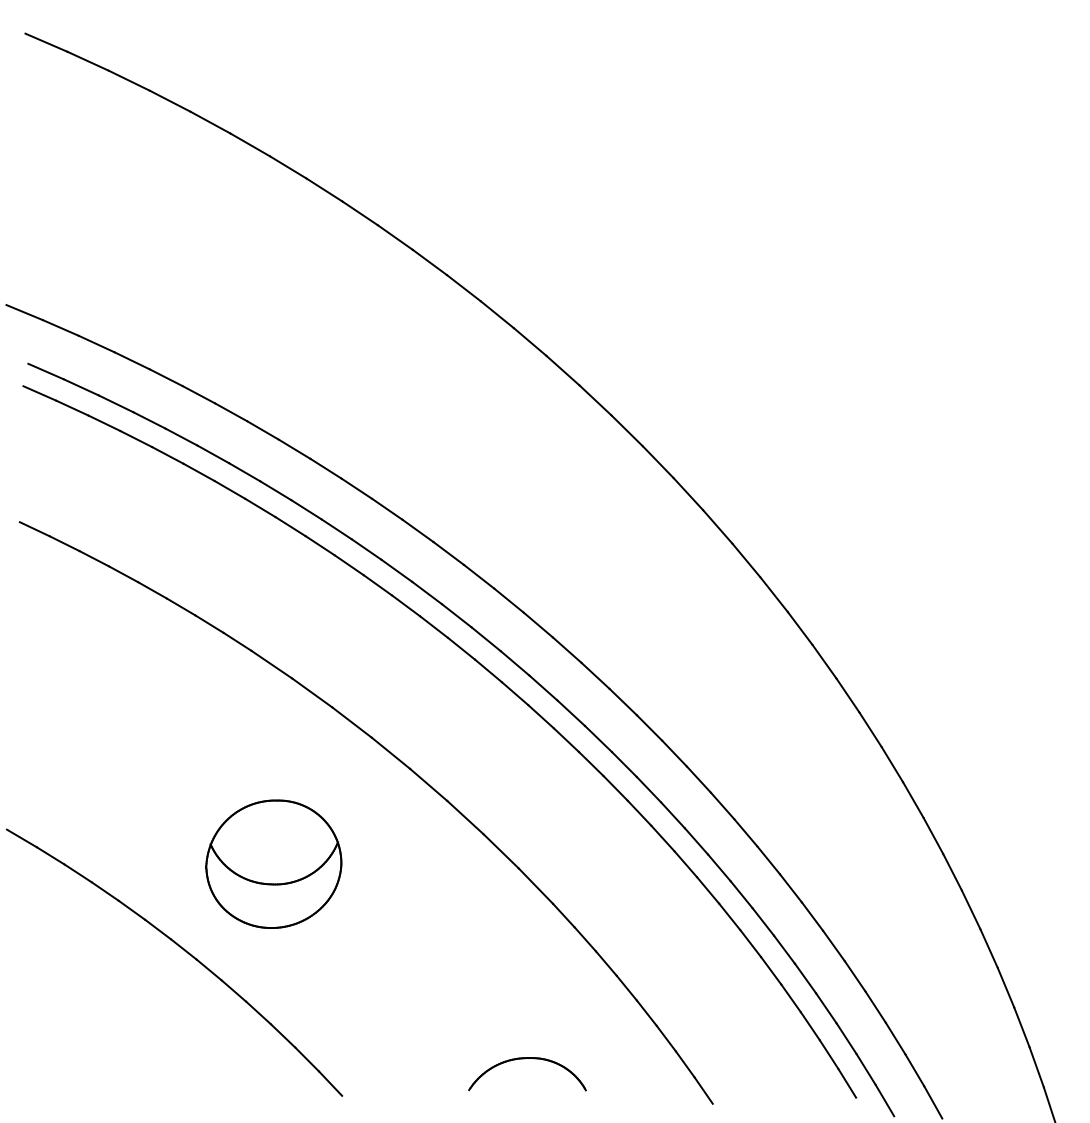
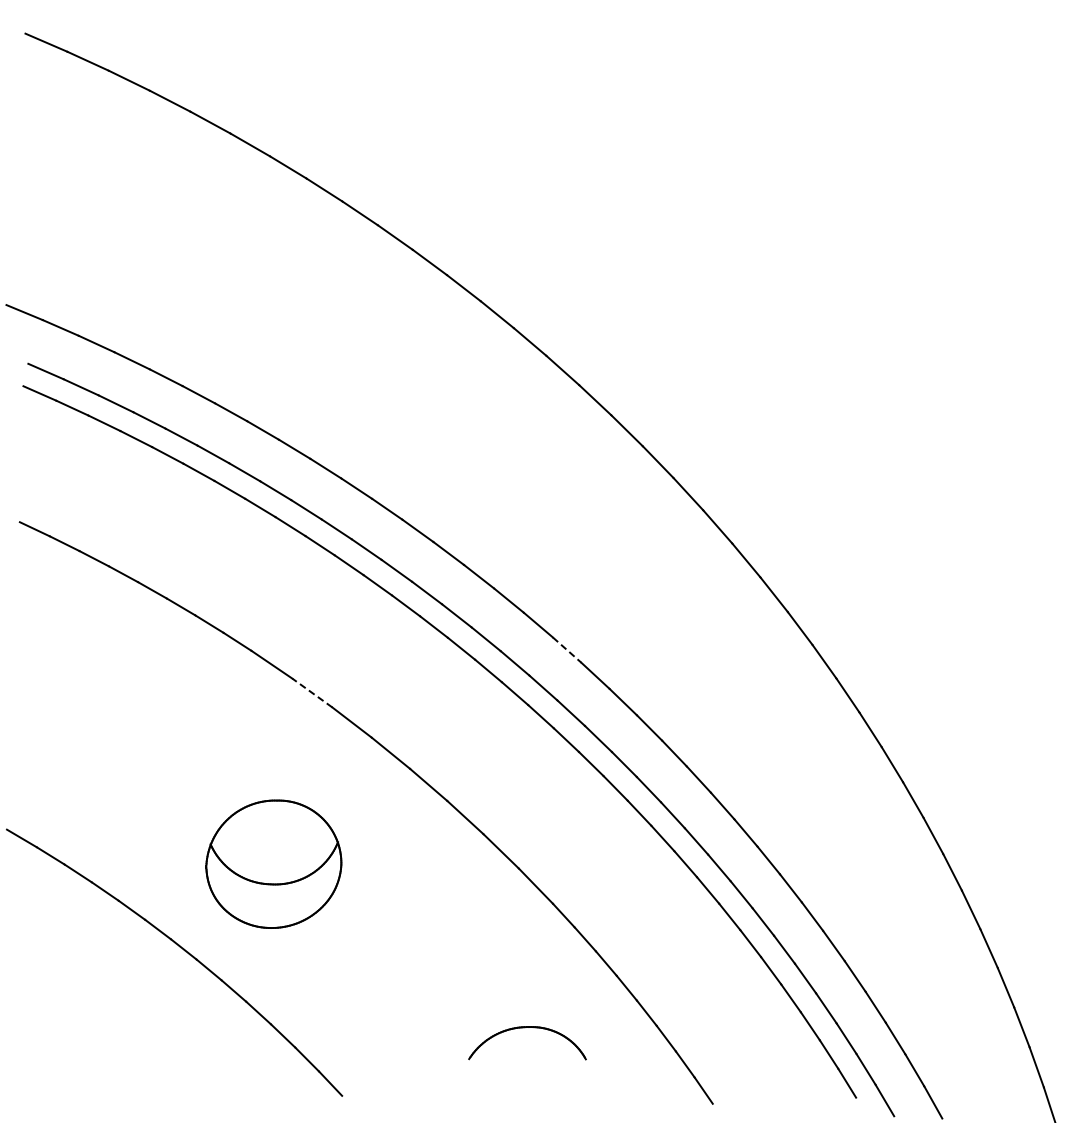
line: solid -> dashed (567, 650)
line: solid -> dashed (312, 693)
part position: (524, 1059) -> (524, 1028) (524, 1028)
